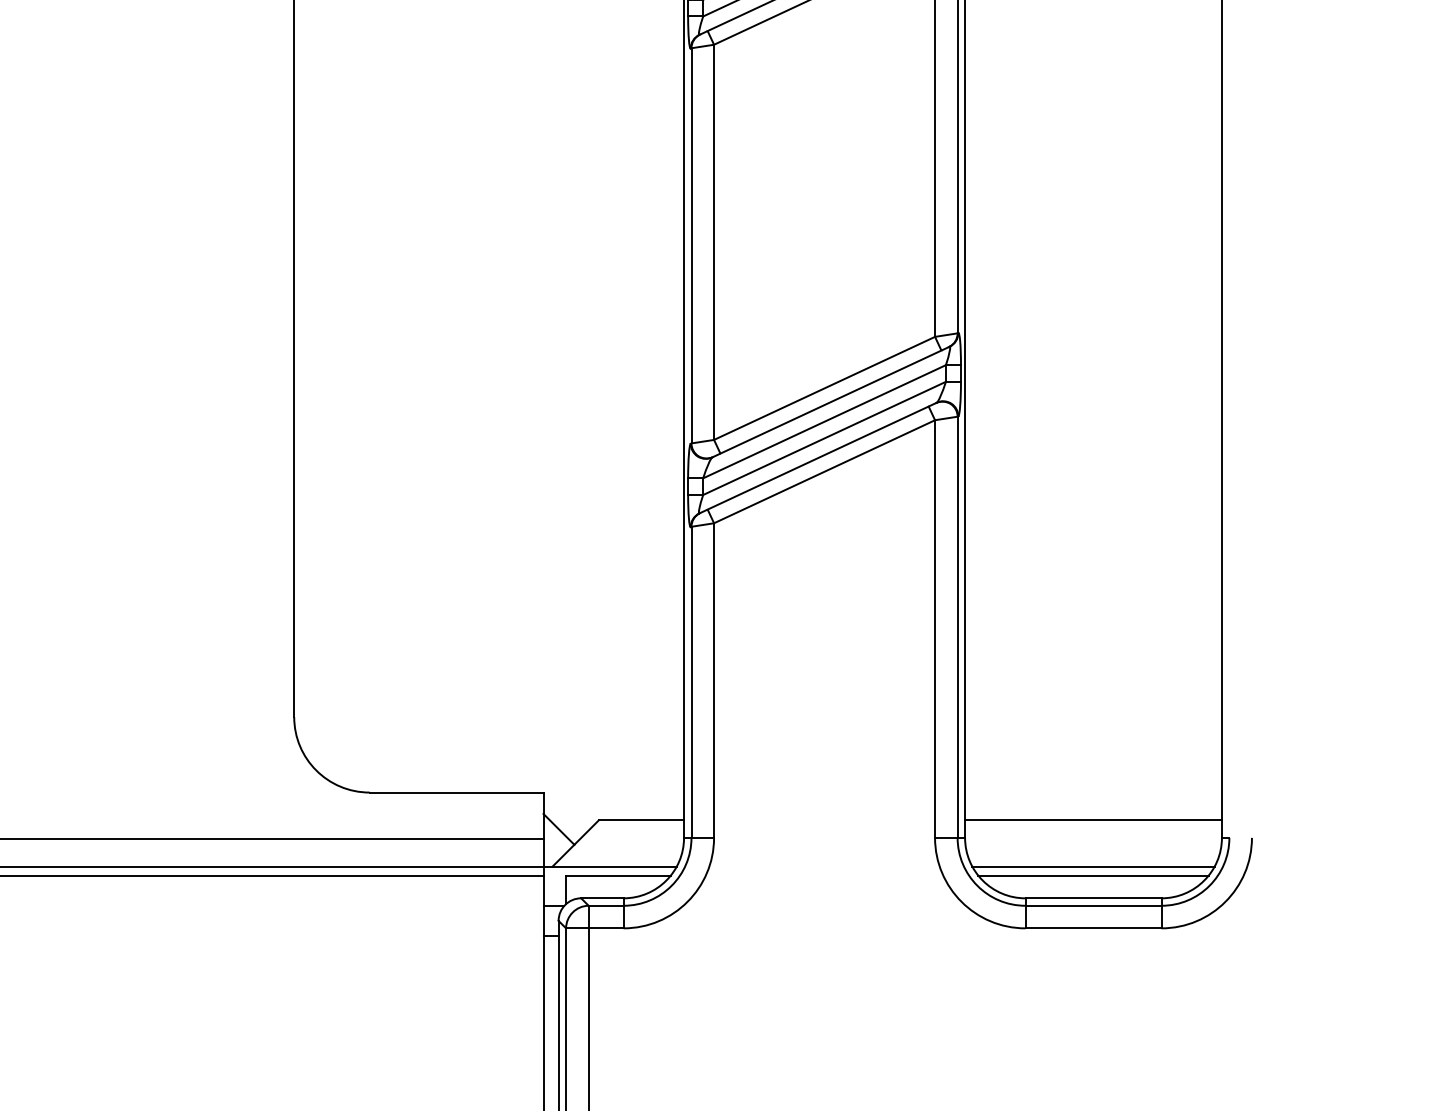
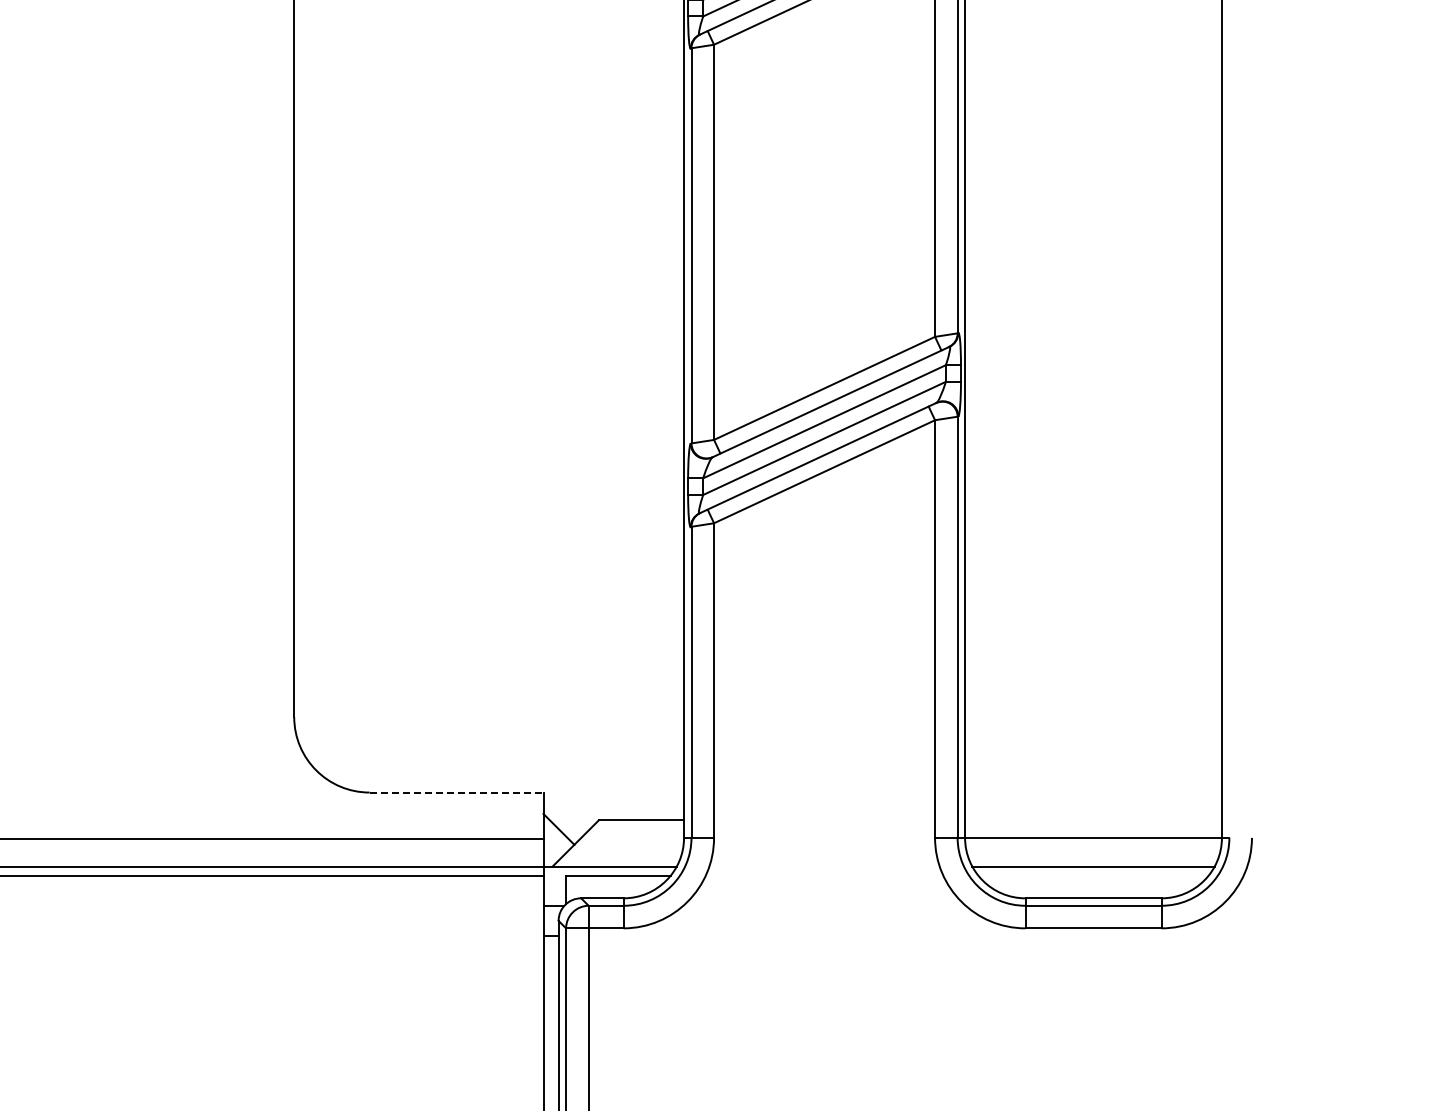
line: solid -> dashed (456, 792)
line position: (1093, 820) -> (1093, 838) (1093, 838)
line: present -> none (1093, 875)
